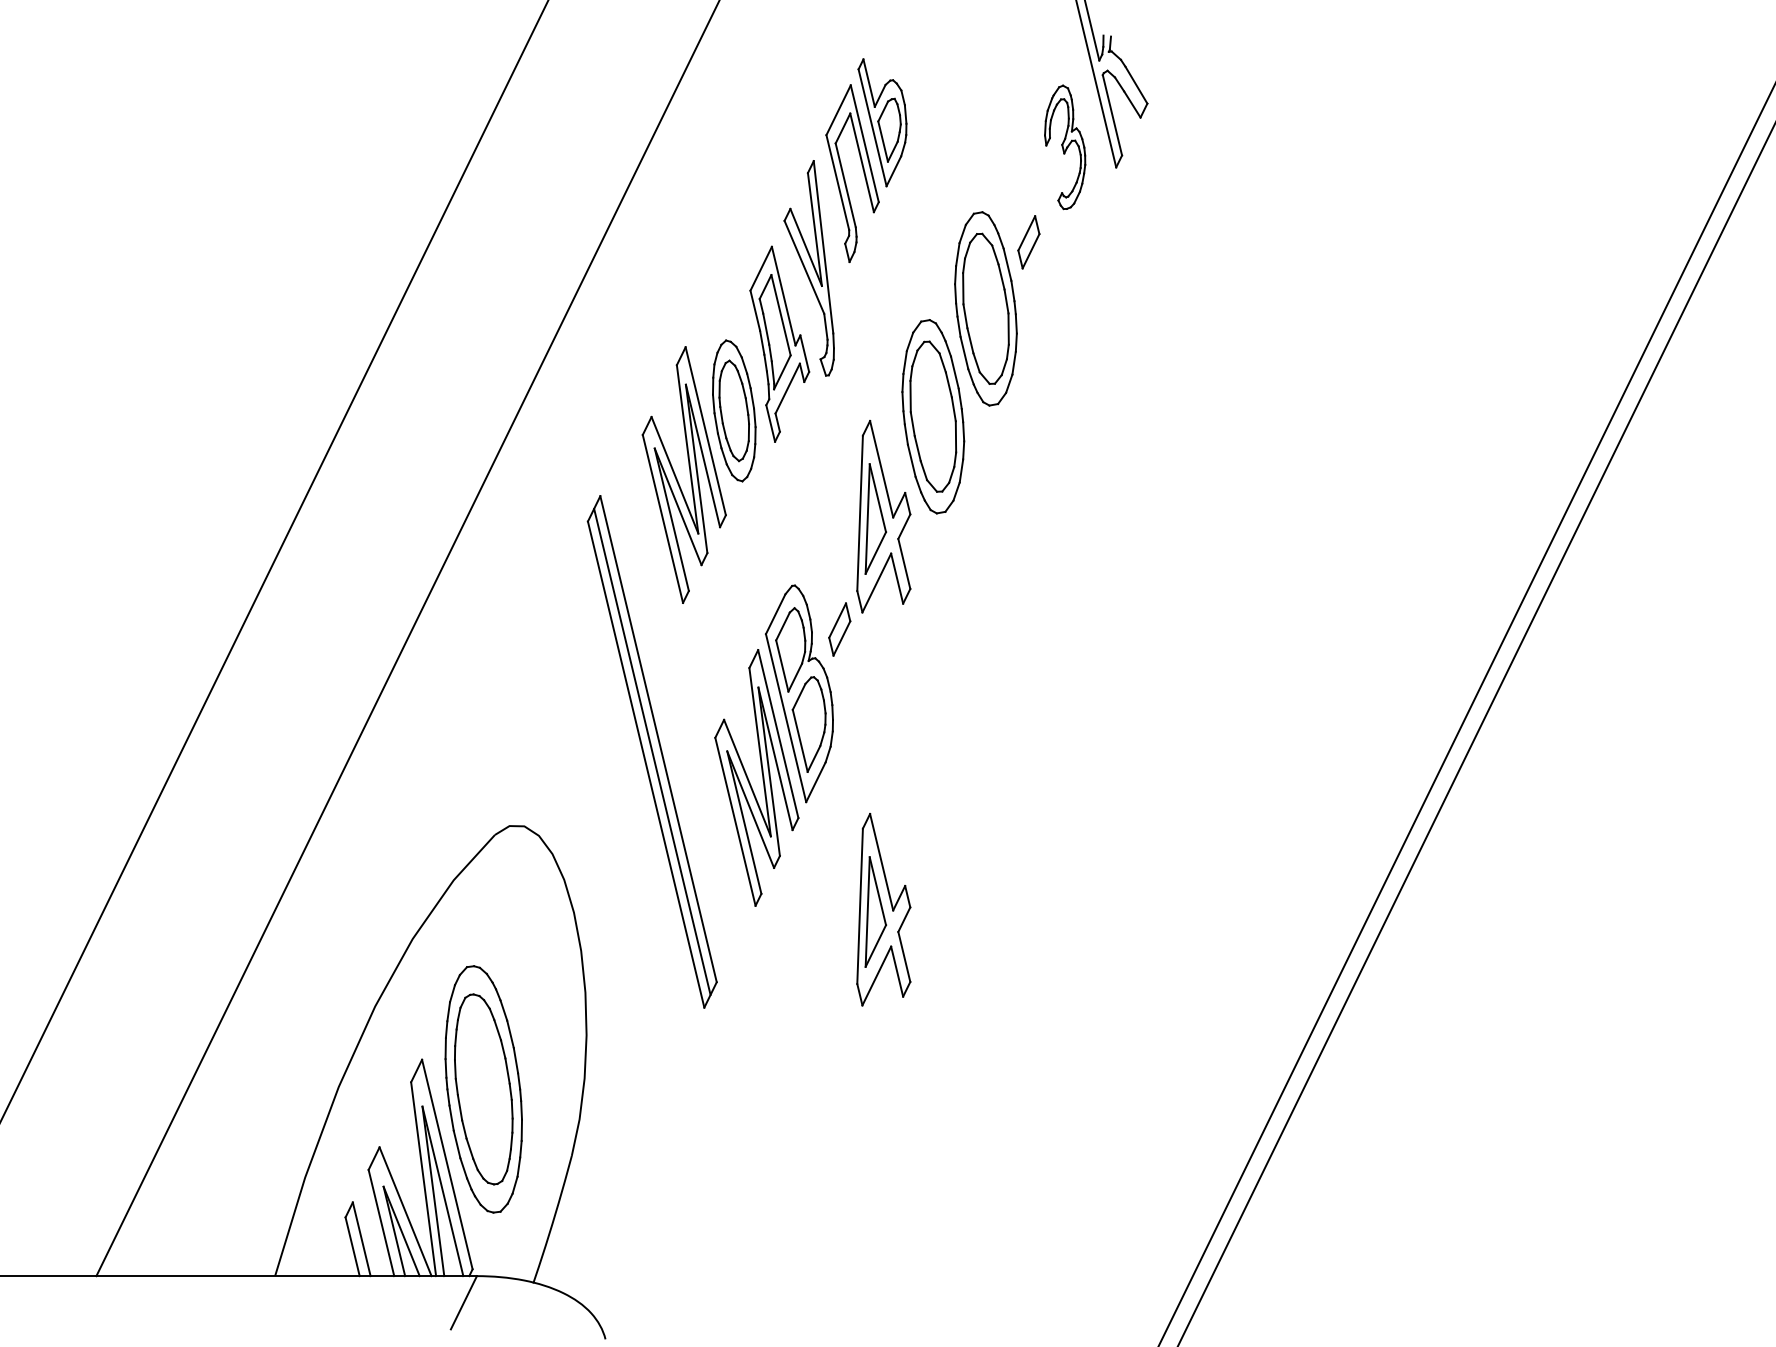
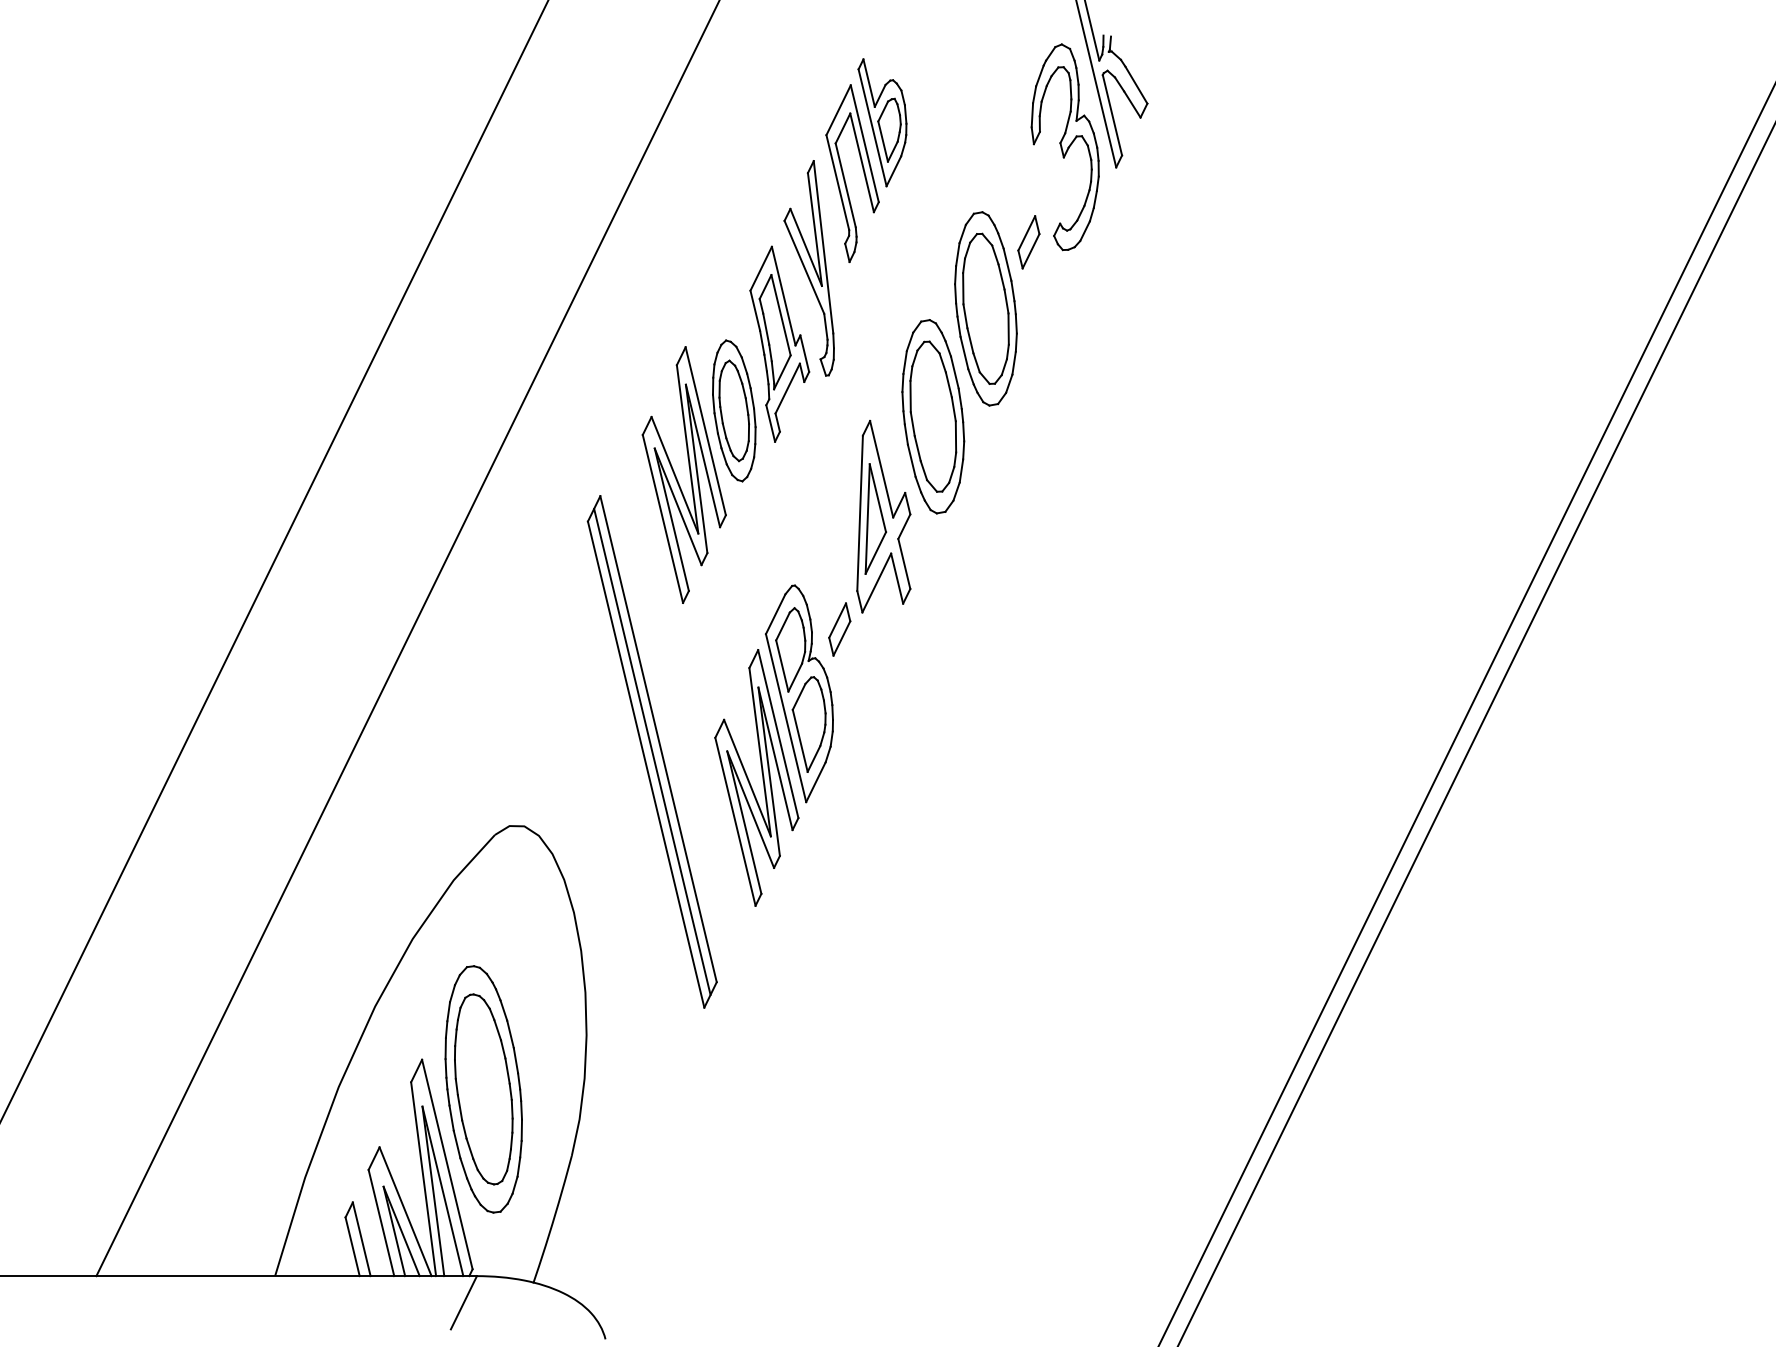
part size: 43x127 px -> 70x209 px (1064, 147)
part: present -> none (883, 909)
